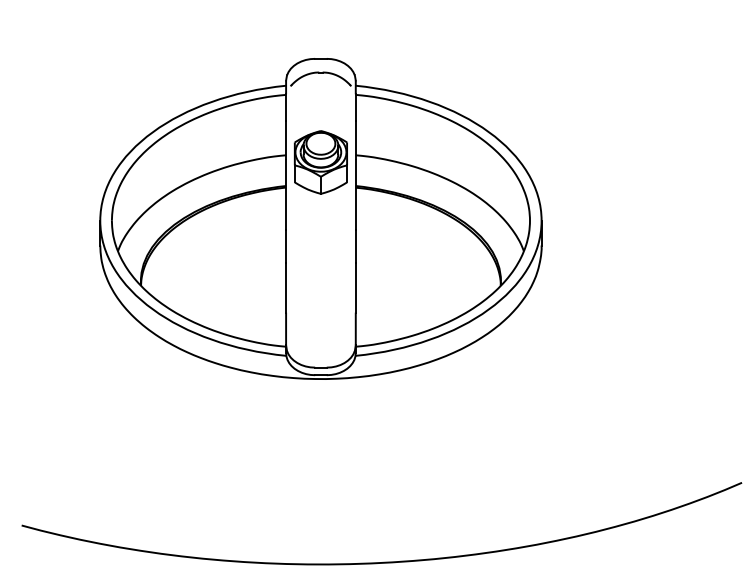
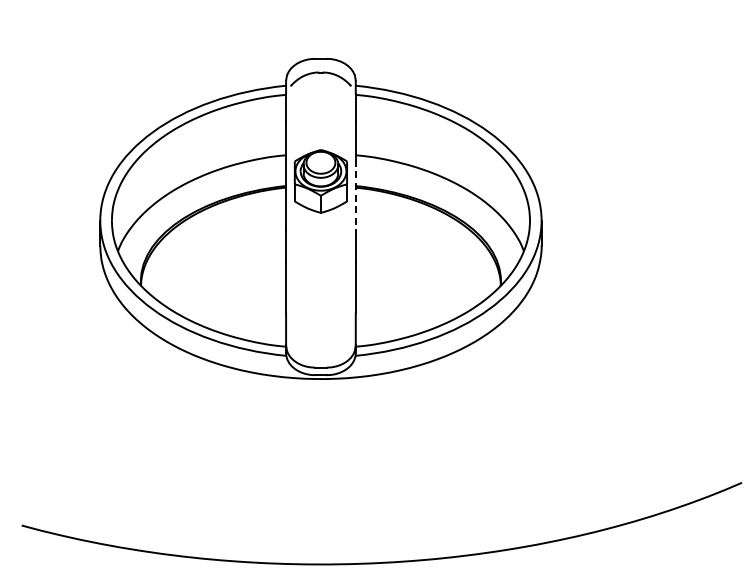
part position: (320, 162) -> (320, 181) (320, 181)
line: solid -> dashed (355, 195)
